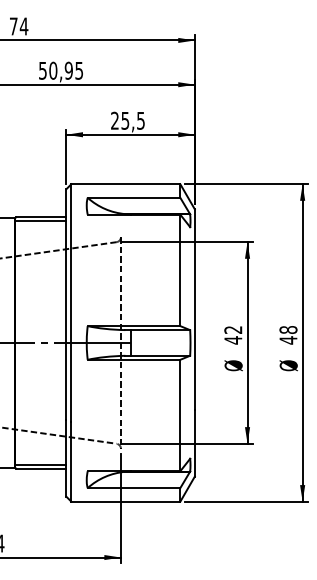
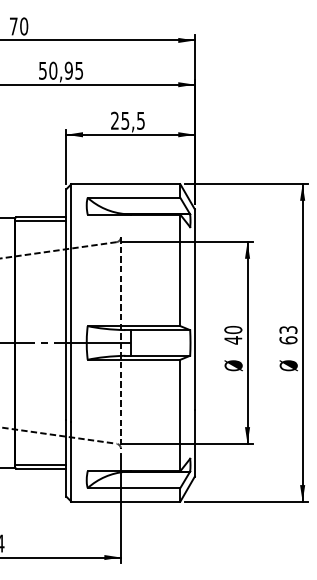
text: 74 -> 70 (23, 26)
text: 42 -> 40 (233, 330)
text: 48 -> 63 (288, 335)
